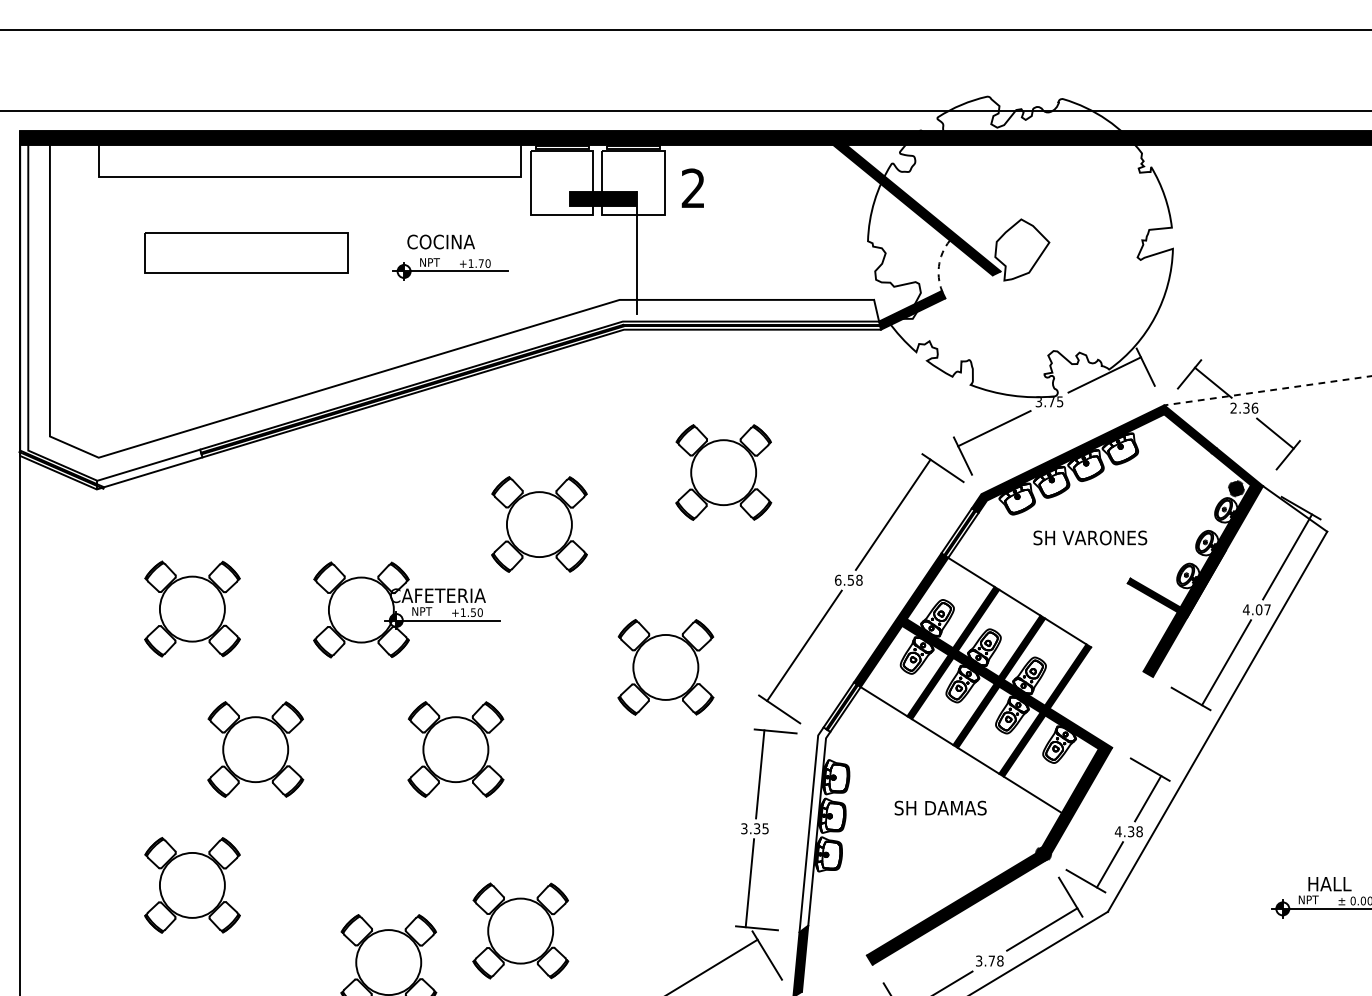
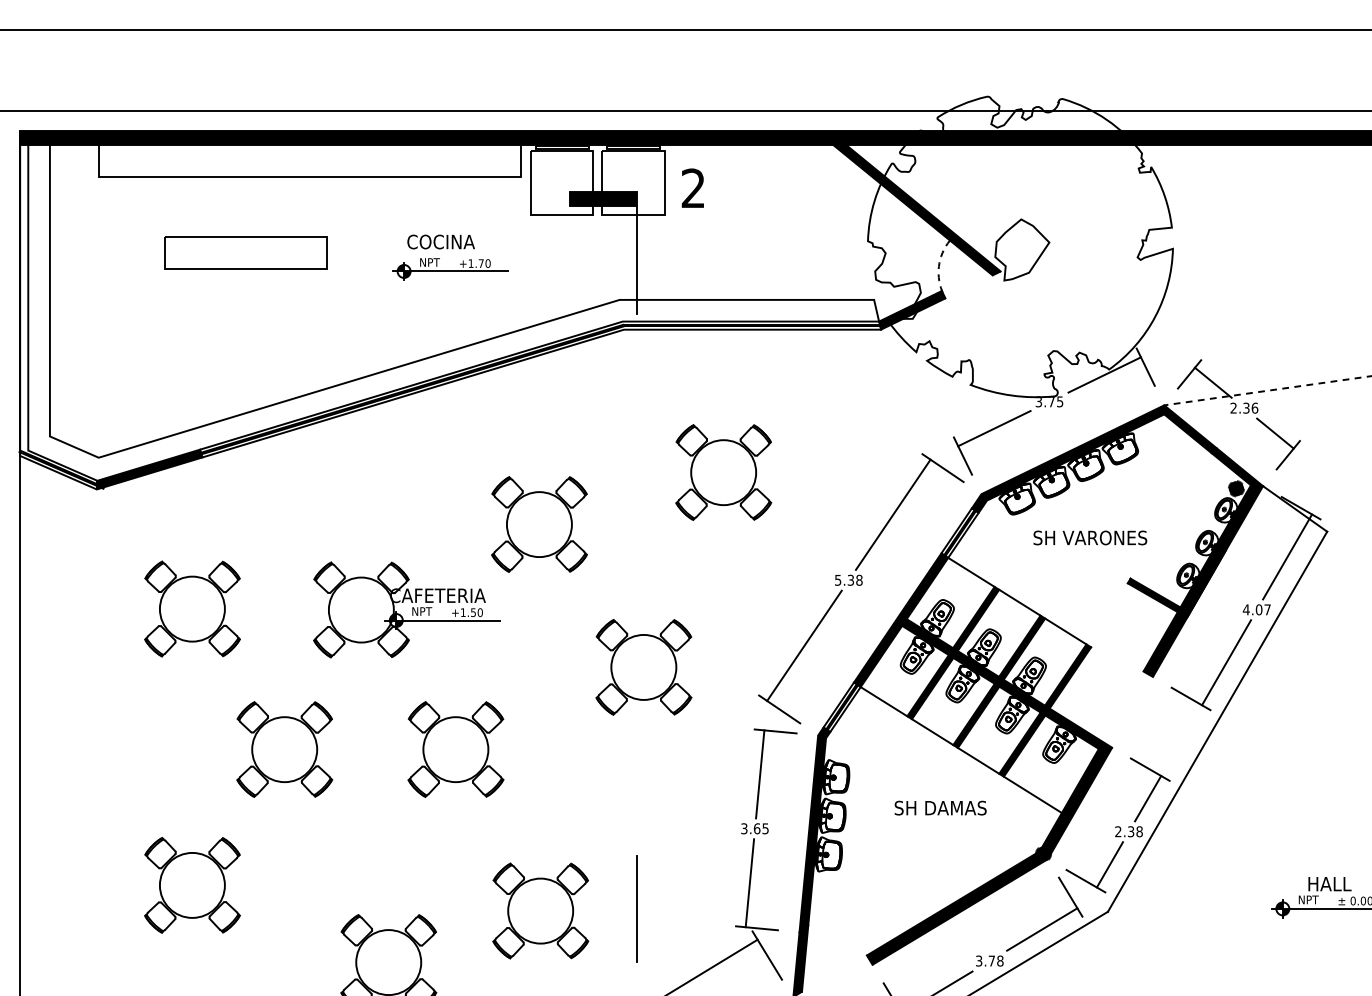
part size: 205x42 px -> 164x34 px (245, 252)
fill: none -> present (149, 469)
text: 6.58 -> 5.38 (844, 579)
part position: (665, 667) -> (643, 667) (643, 667)
part position: (255, 749) -> (284, 749) (284, 749)
text: 3.35 -> 3.65 (756, 828)
fill: none -> present (814, 829)
text: 4.38 -> 2.38 (1117, 831)
line: none -> present (637, 908)
part position: (520, 930) -> (540, 910) (540, 910)
